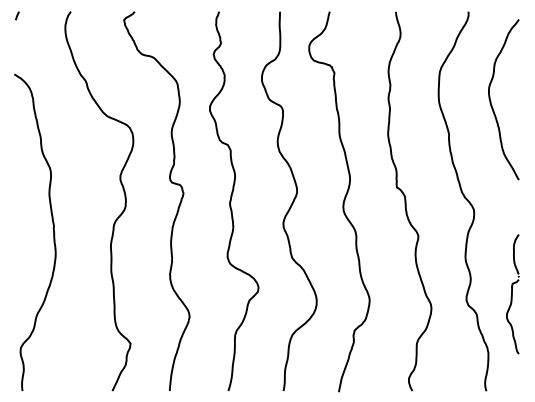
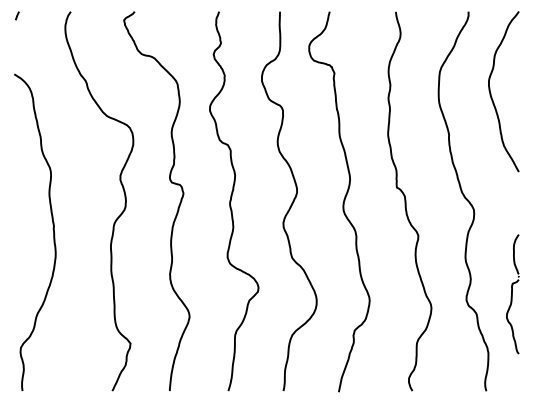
curve position: (491, 101) -> (491, 93) (491, 93)
